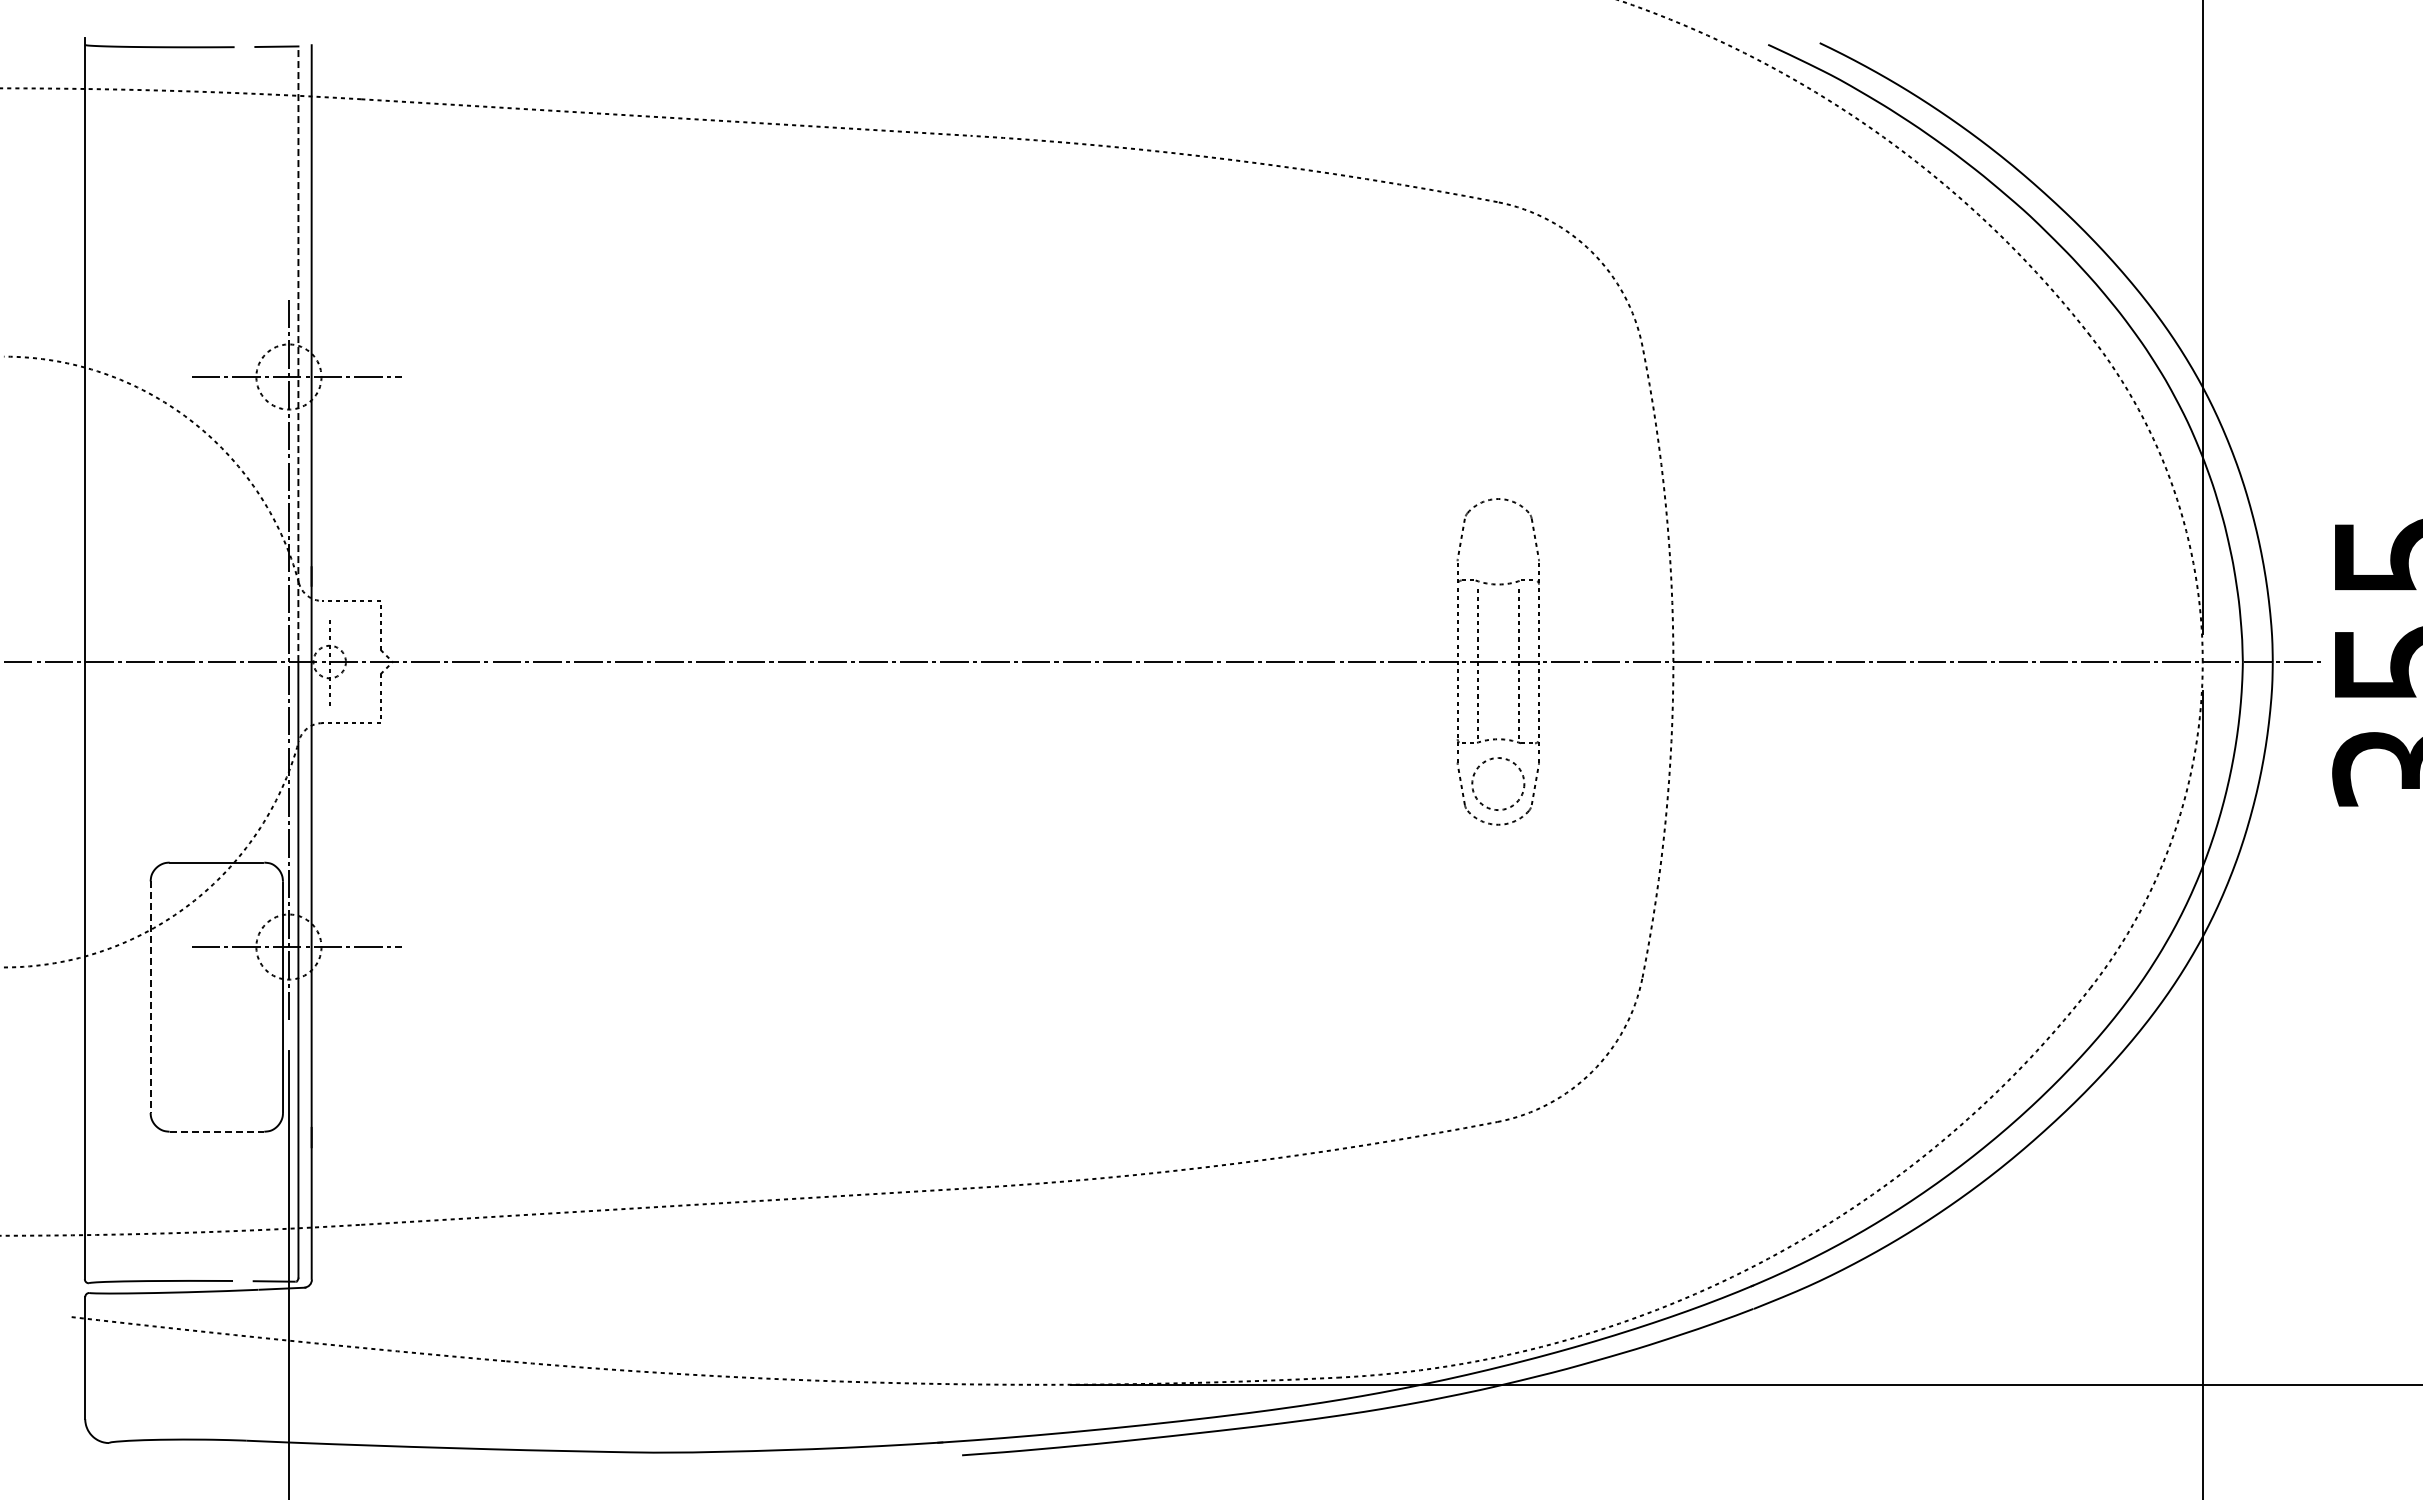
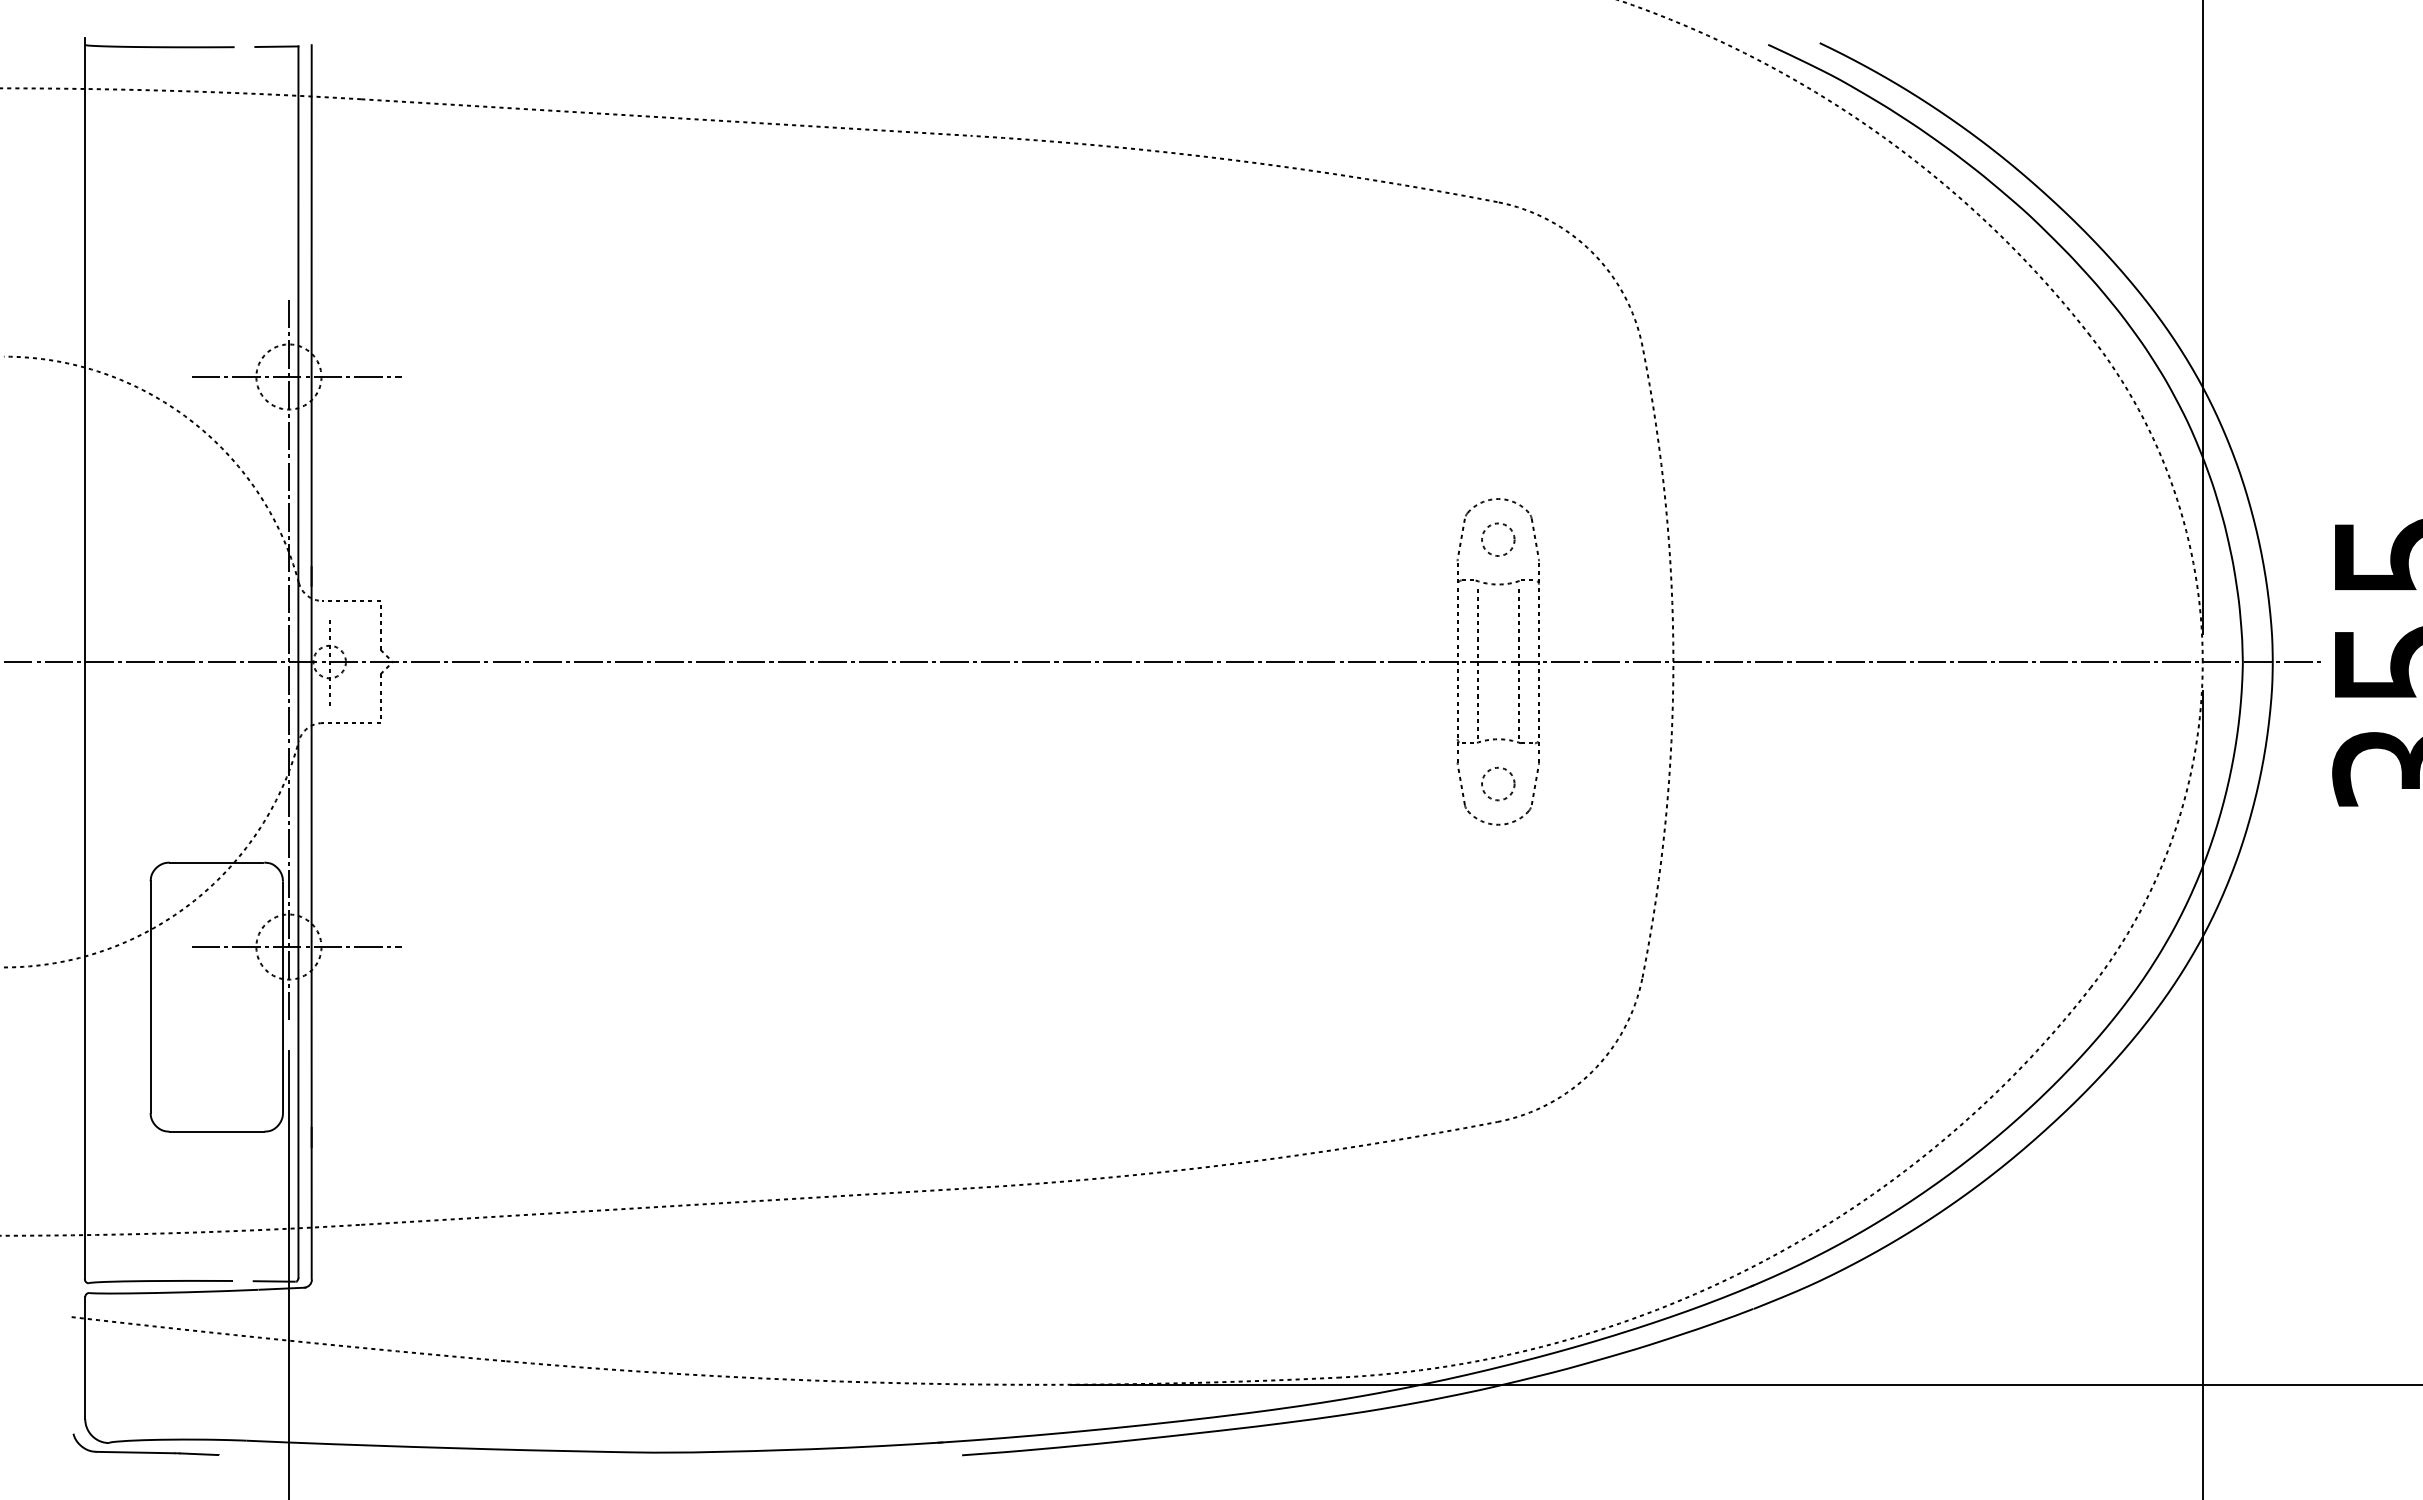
line: dashed -> solid (298, 354)
circle: none -> present (1498, 539)
circle diameter: 52 px -> 33 px (1498, 783)
line: dashed -> solid (150, 997)
line: dashed -> solid (217, 1131)
part: none -> present (145, 1451)
